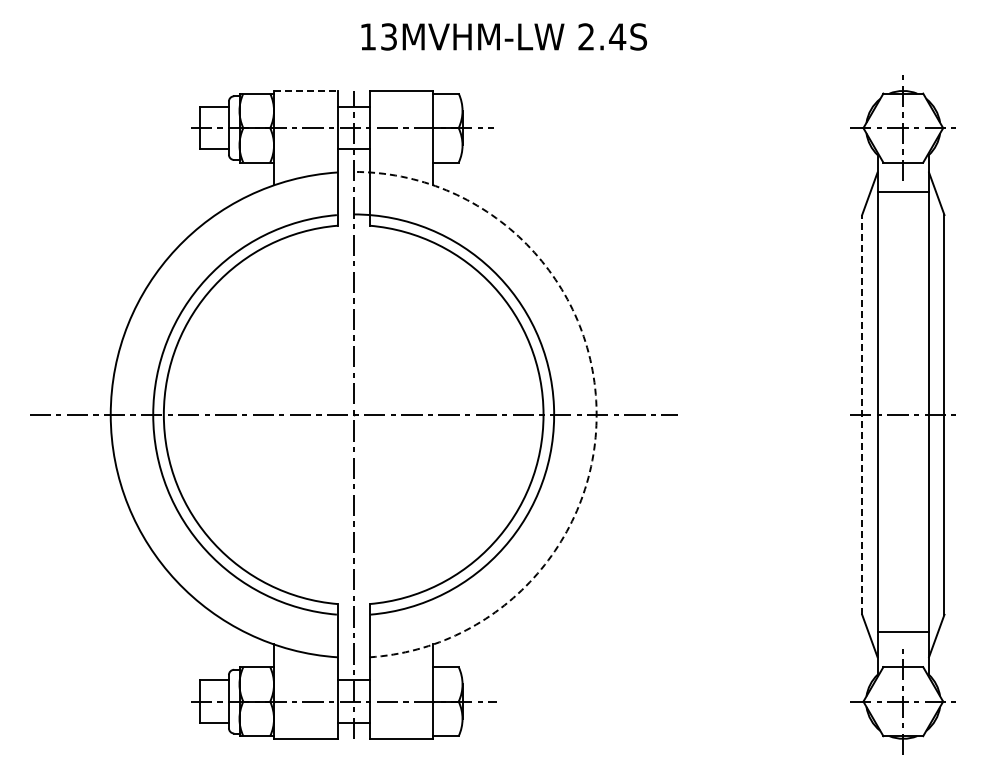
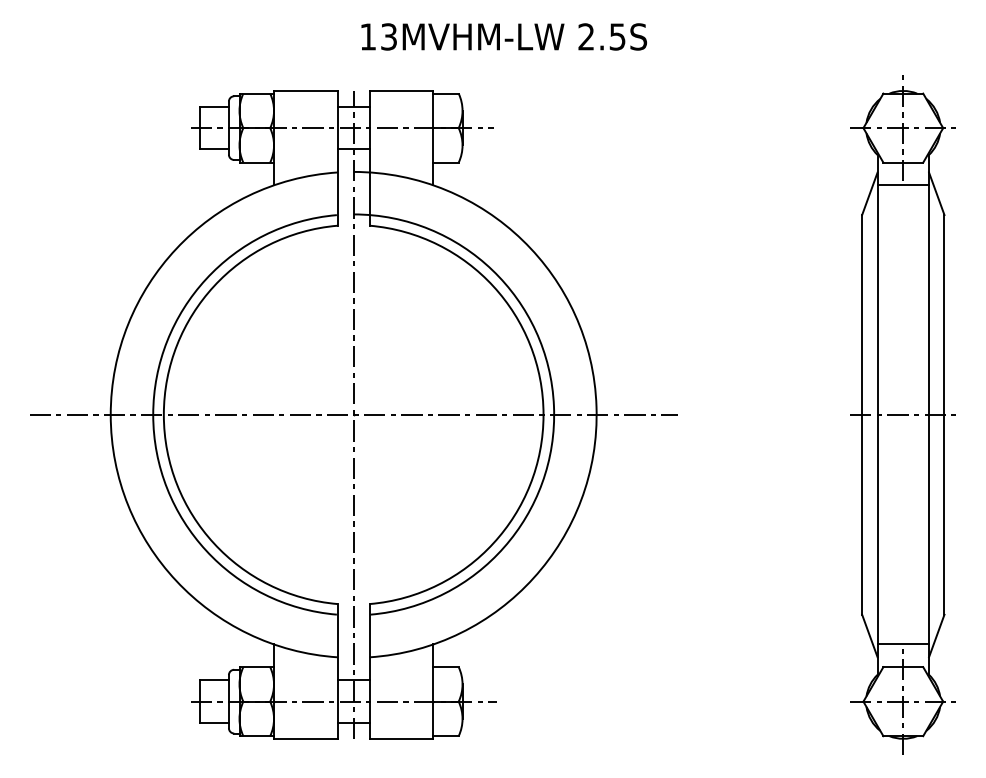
text: 2.4S -> 2.5S (617, 36)
line: dashed -> solid (305, 90)
line position: (903, 192) -> (903, 185) (903, 185)
arc: dashed -> solid (596, 406)
line: dashed -> solid (862, 414)
line position: (903, 632) -> (903, 644) (903, 644)
